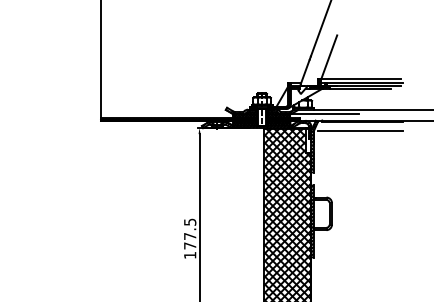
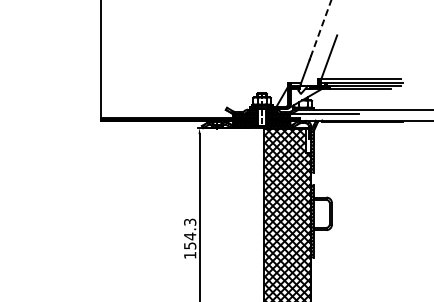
line: solid -> dashed (321, 28)
line: present -> none (359, 131)
text: 177.5 -> 154.3 (190, 233)
